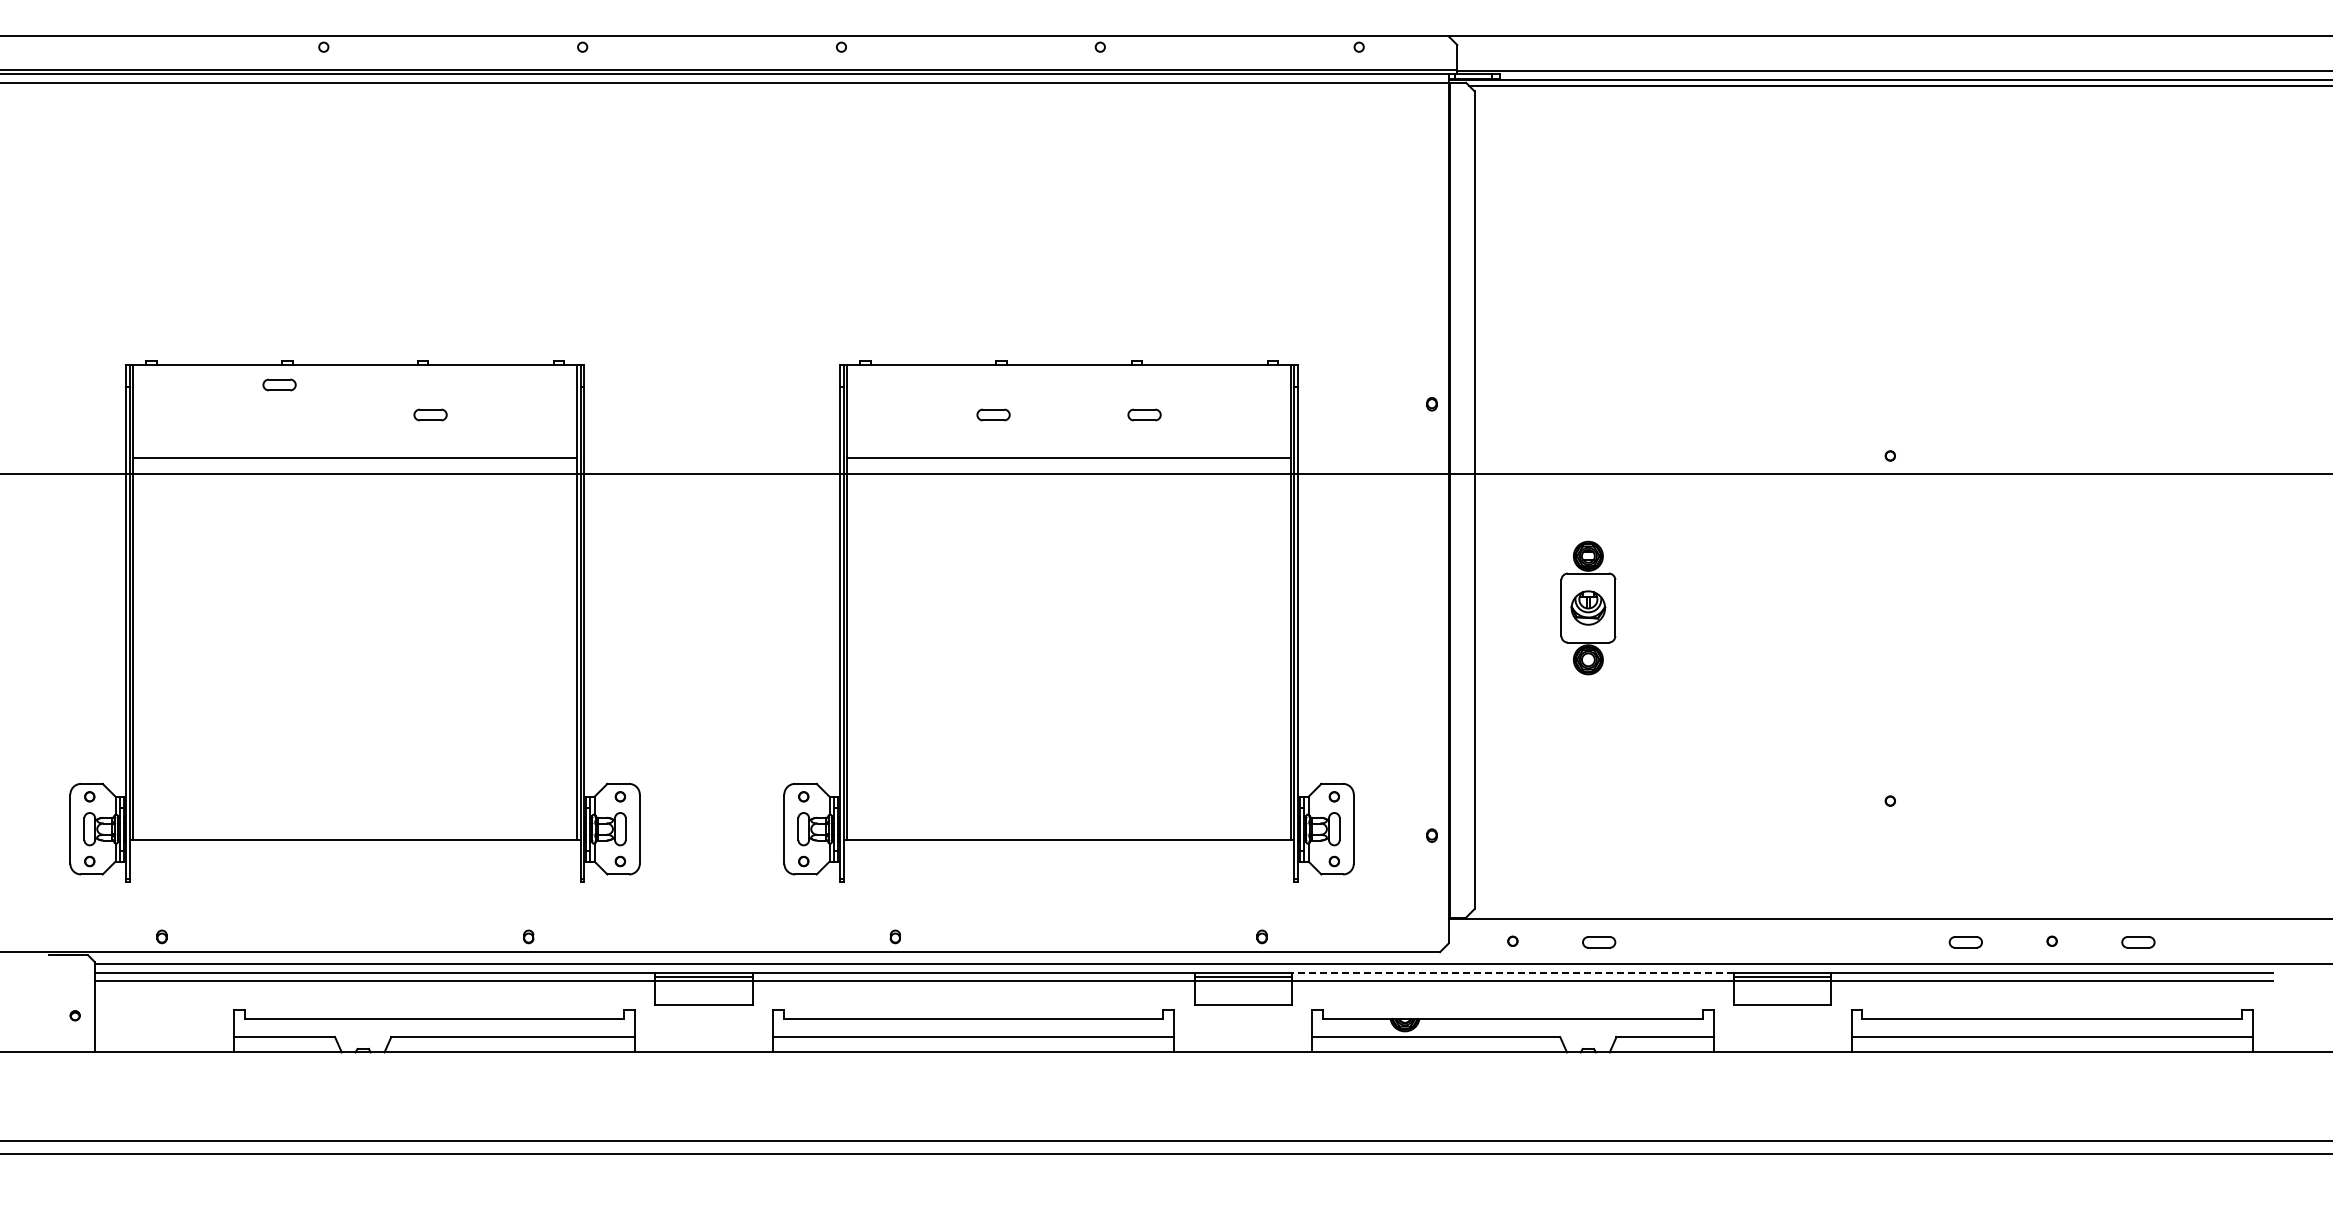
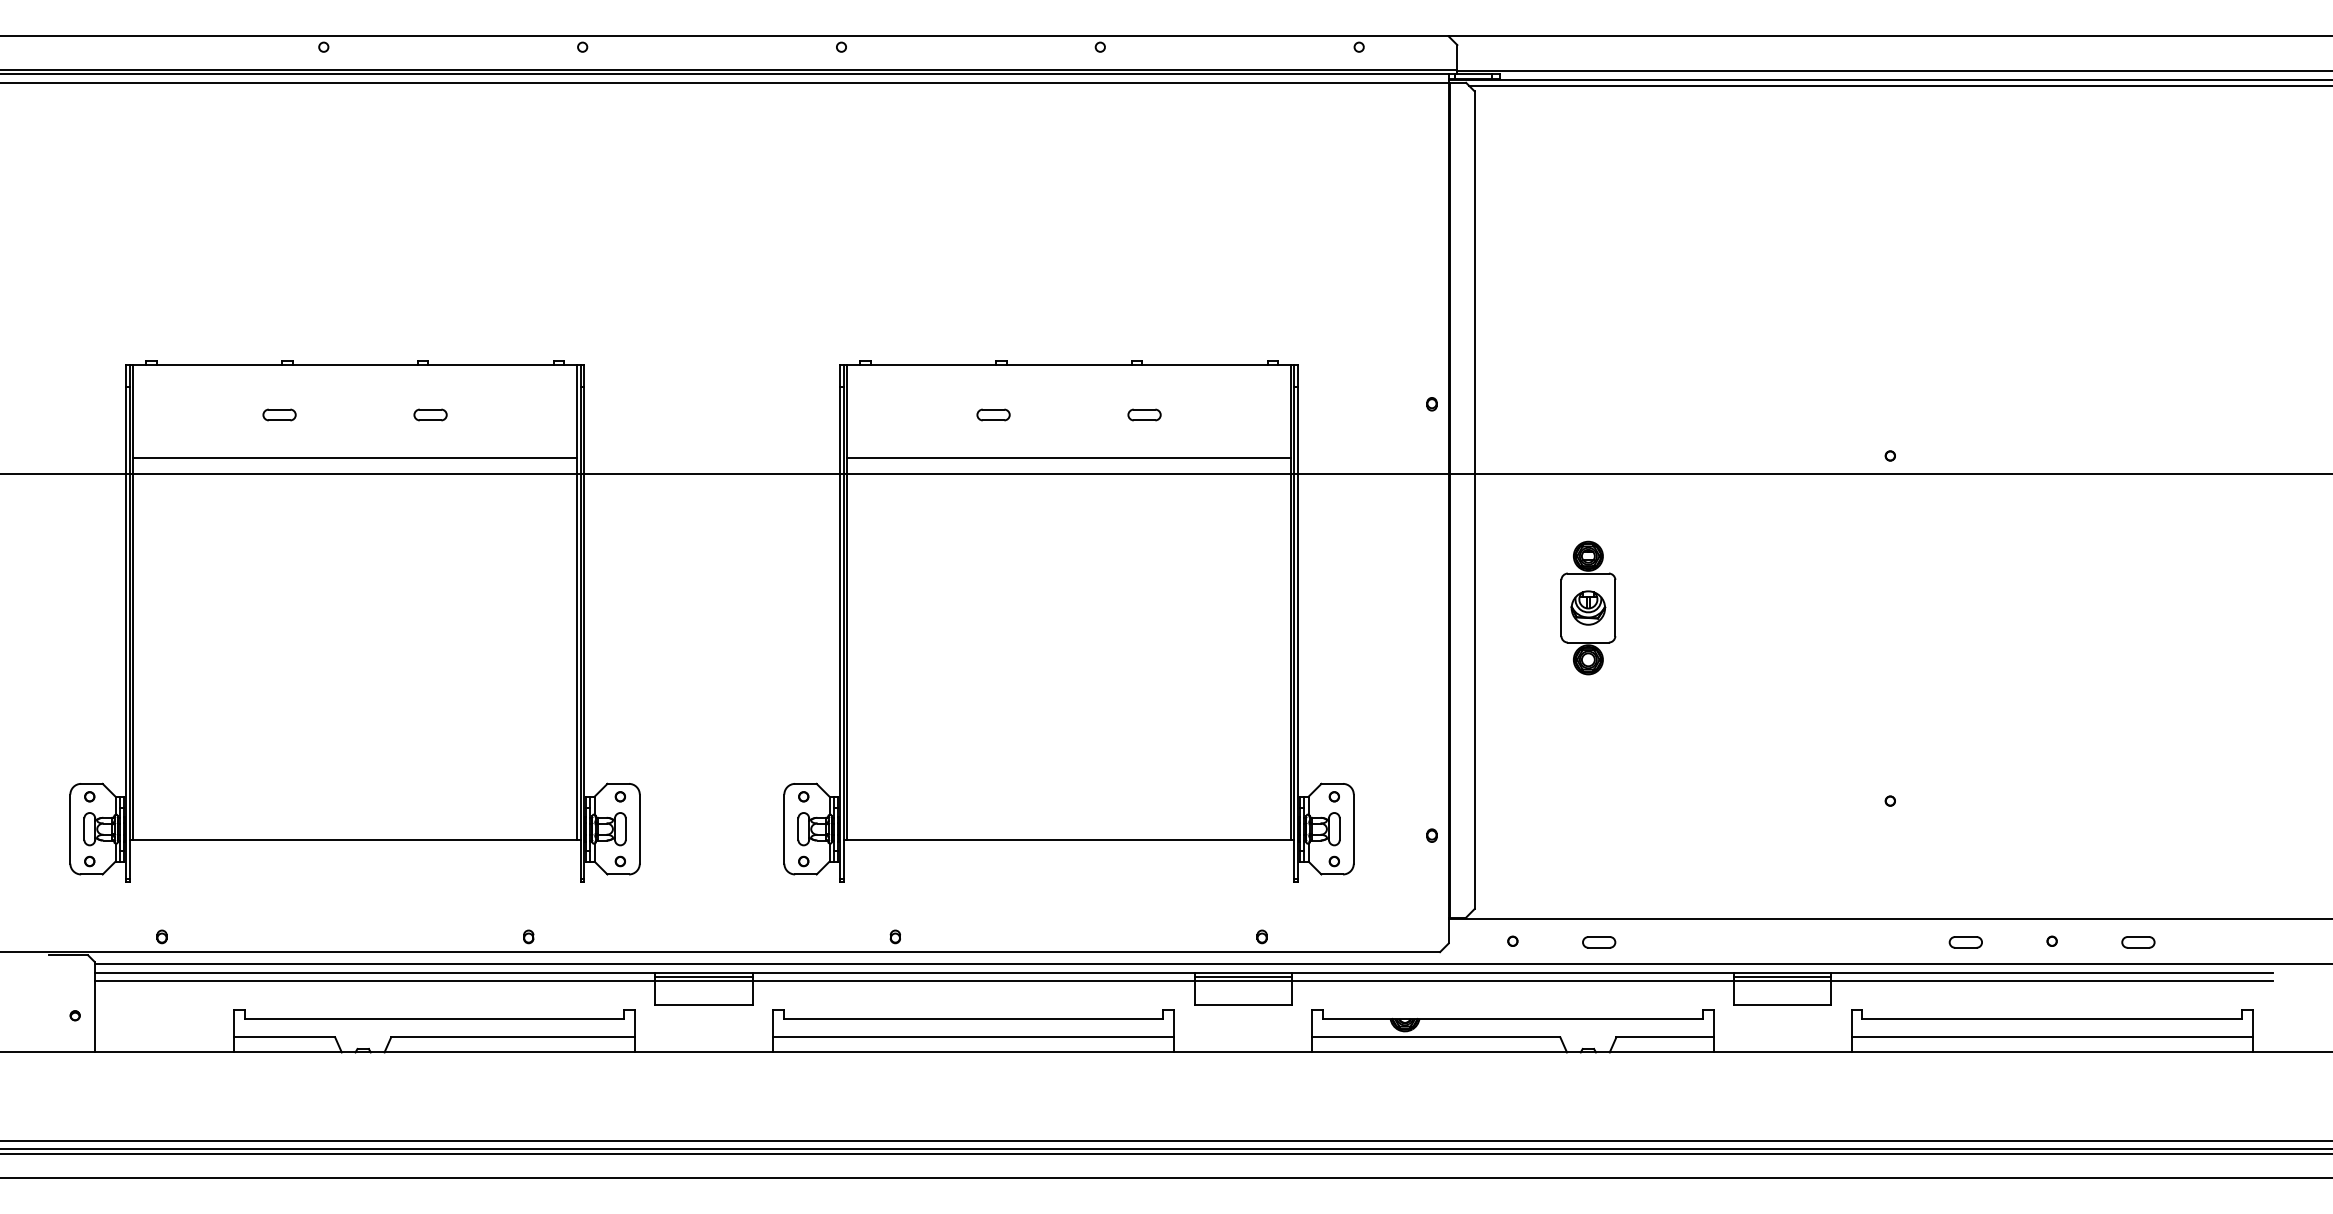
part position: (279, 384) -> (279, 414) (279, 414)
line: dashed -> solid (1512, 972)
line: none -> present (1165, 1149)
line: none -> present (1165, 1177)
